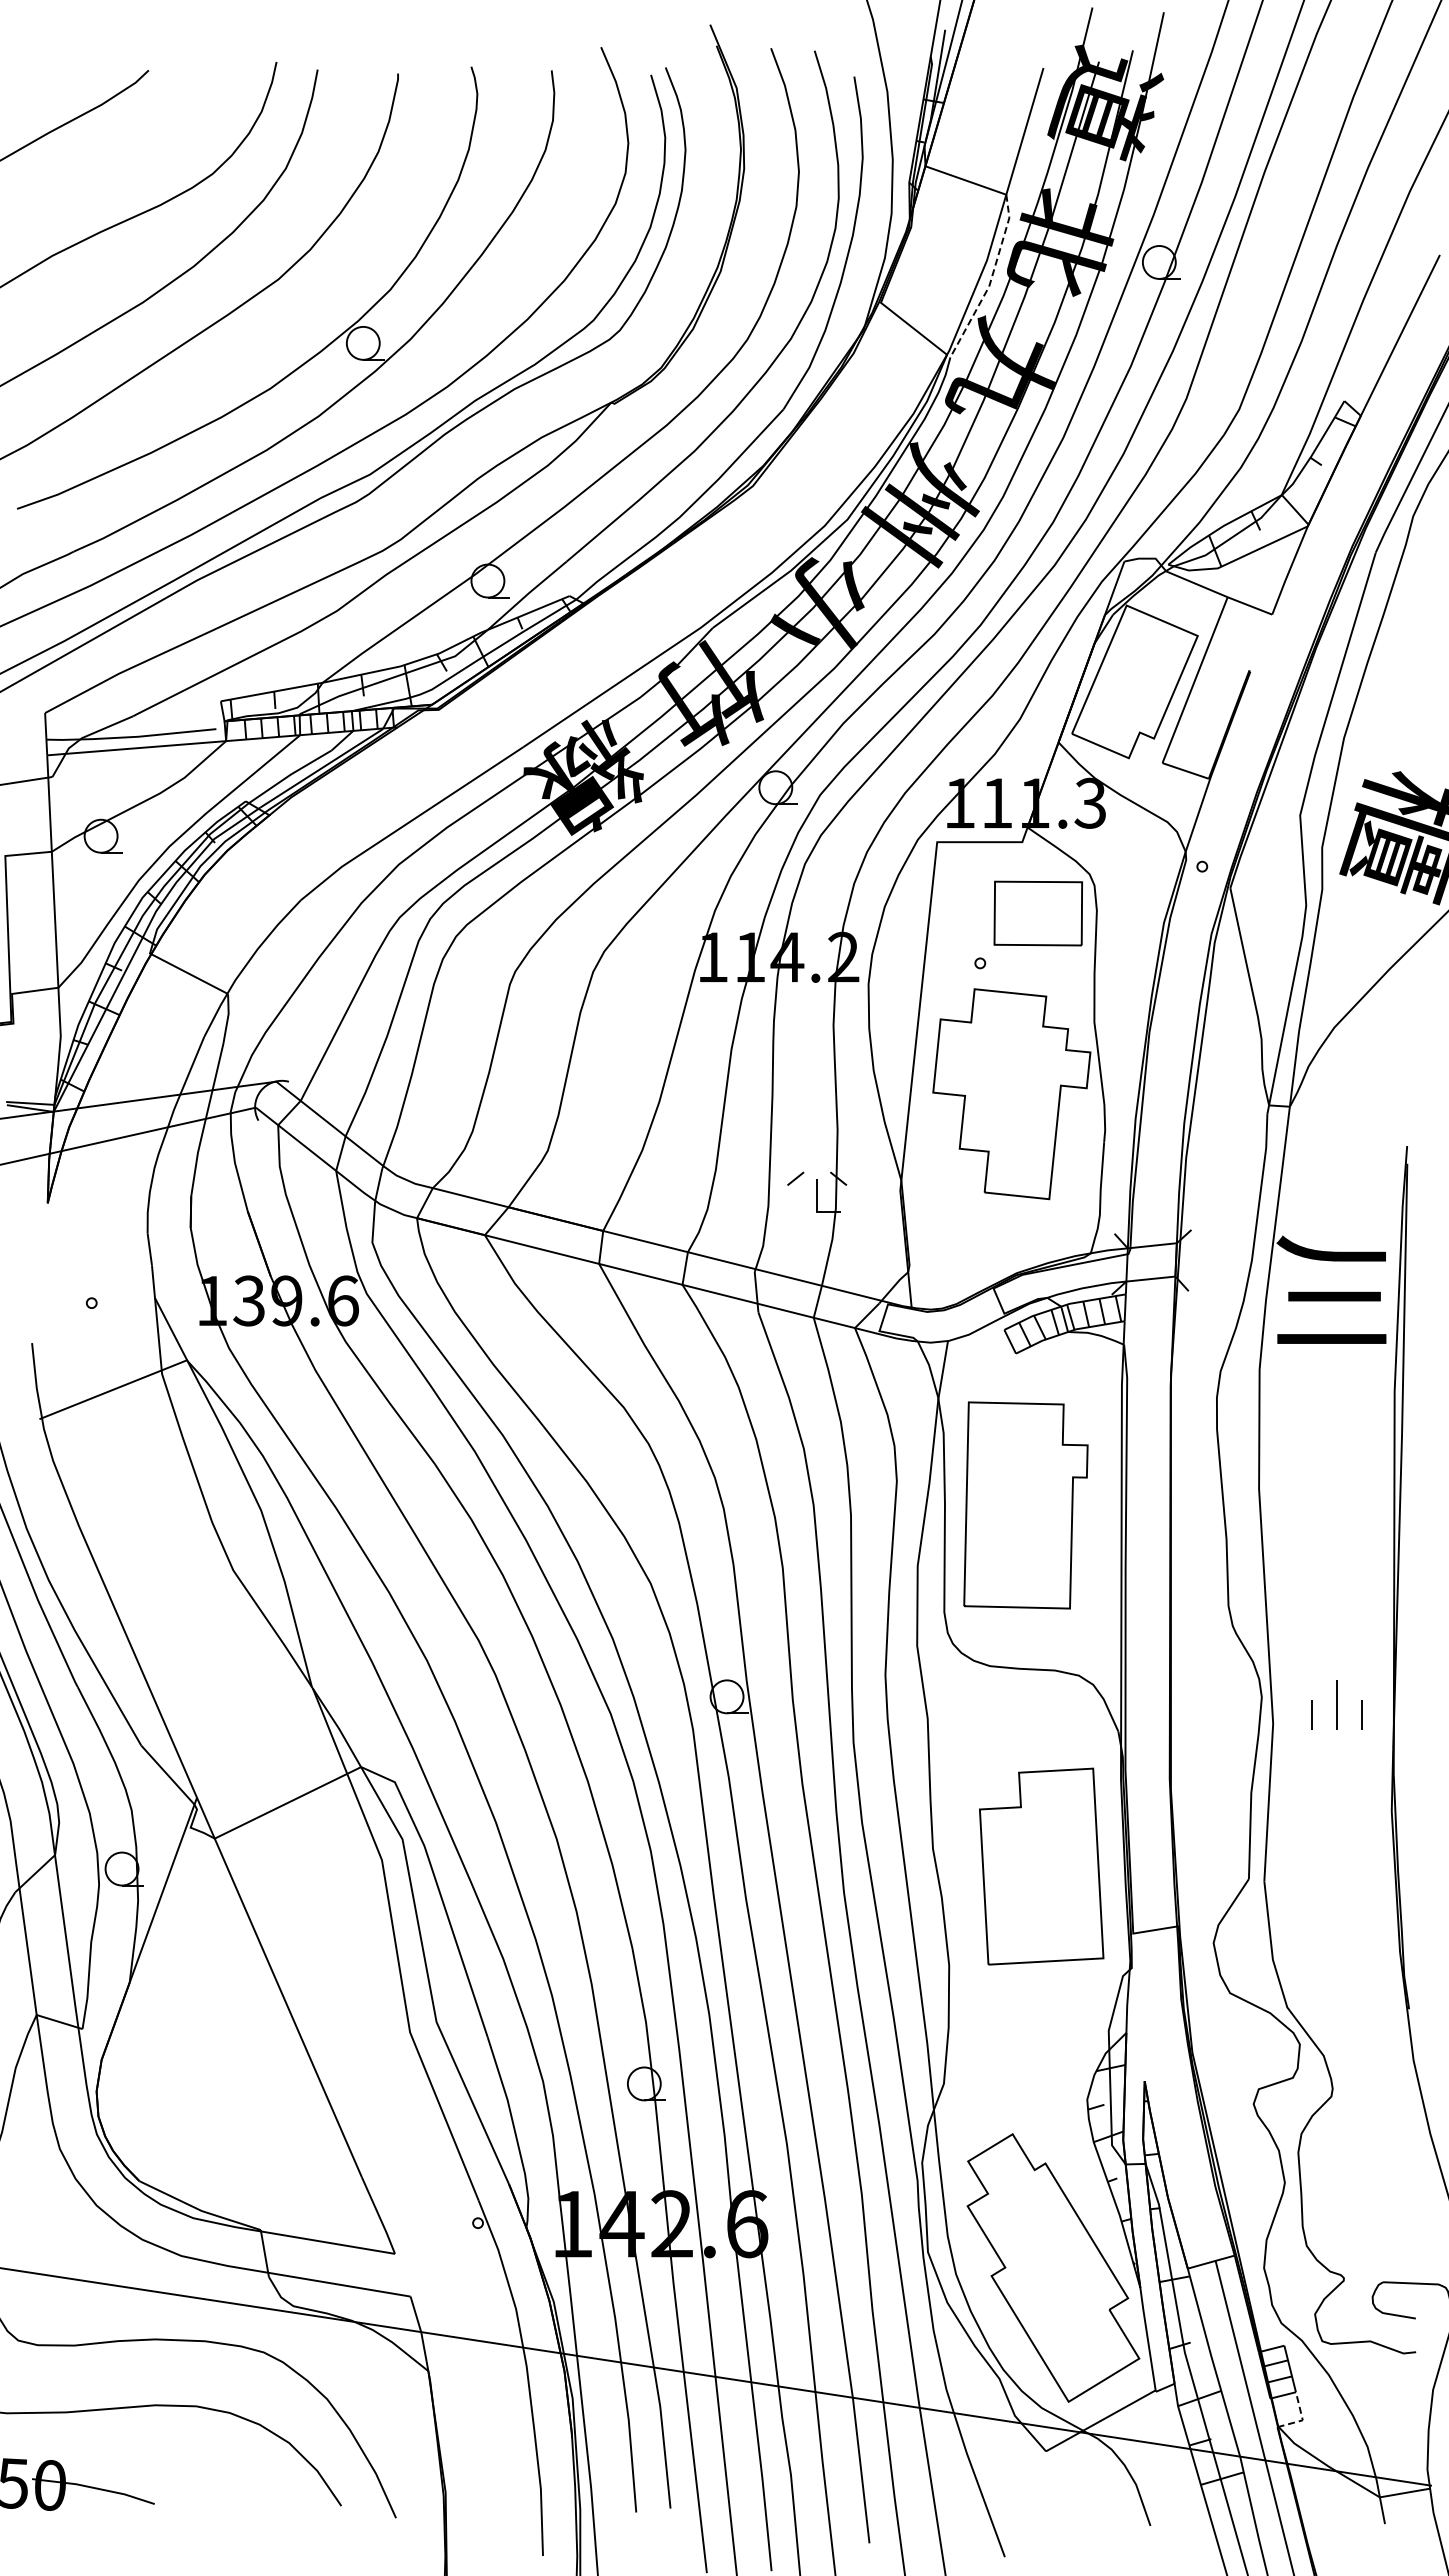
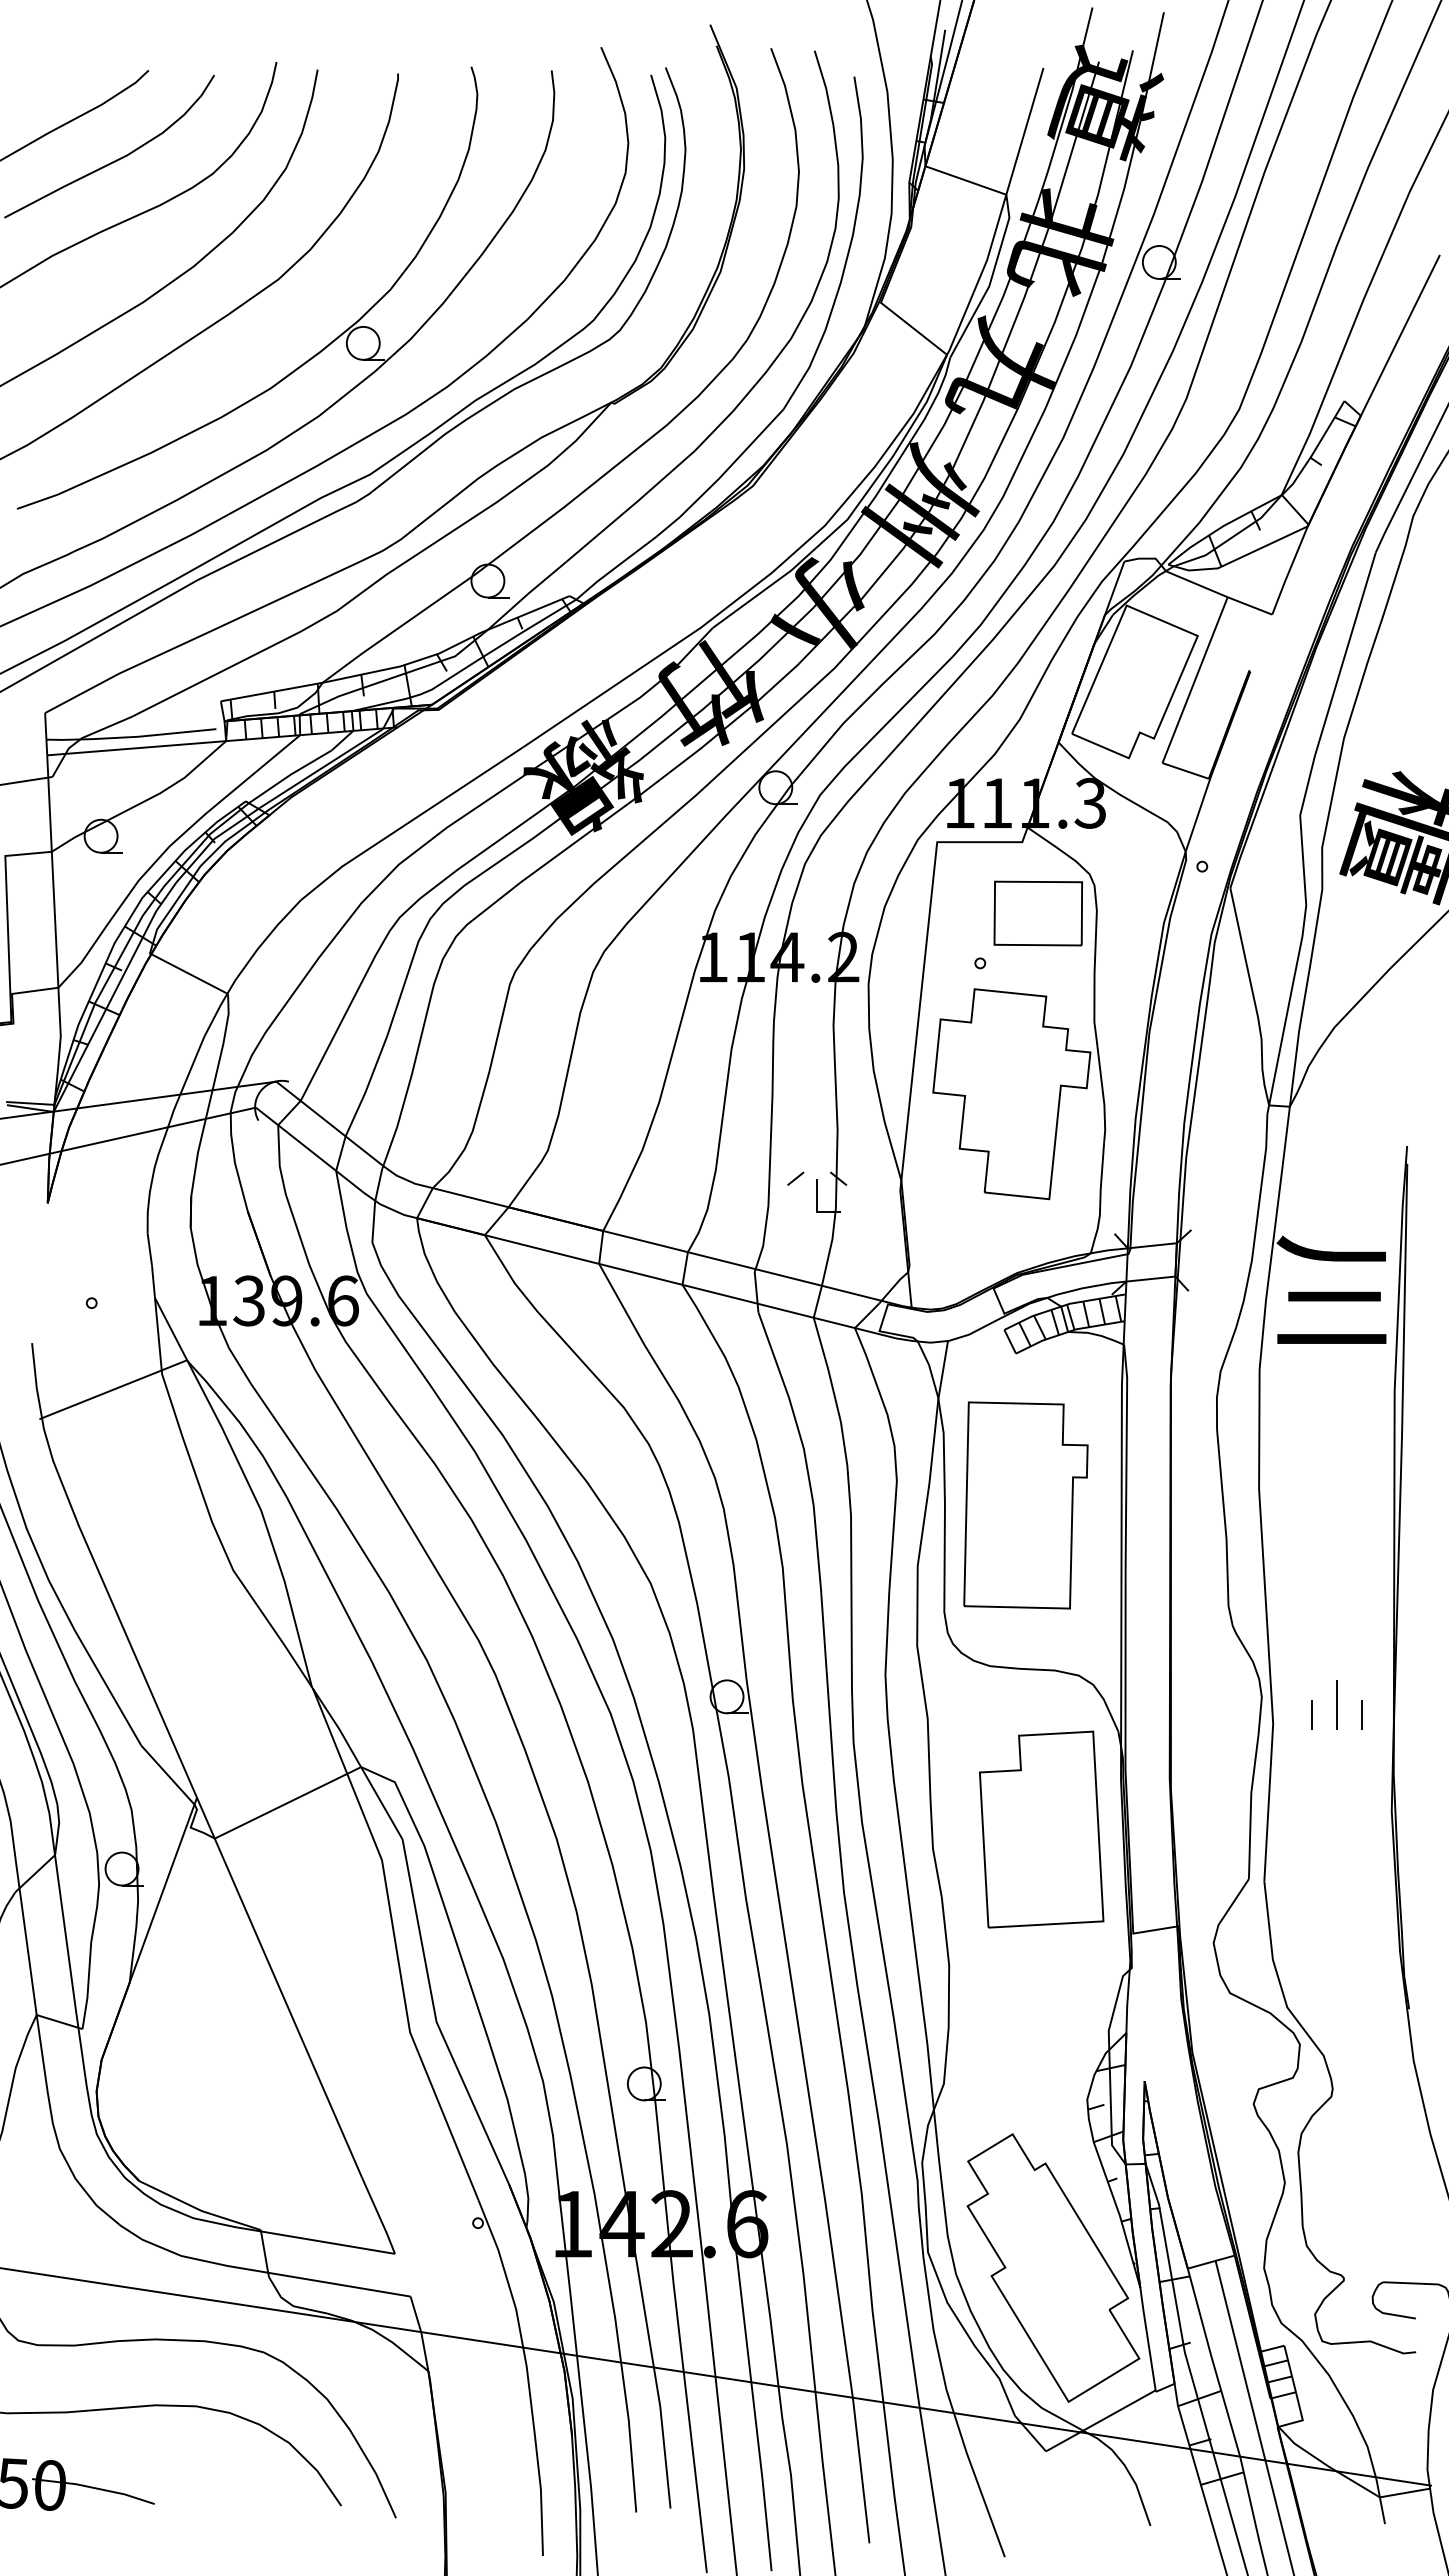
curve: none -> present (116, 159)
line: dashed -> solid (991, 279)
part position: (1041, 1866) -> (1041, 1829) (1041, 1829)
line: dashed -> solid (1302, 2420)
